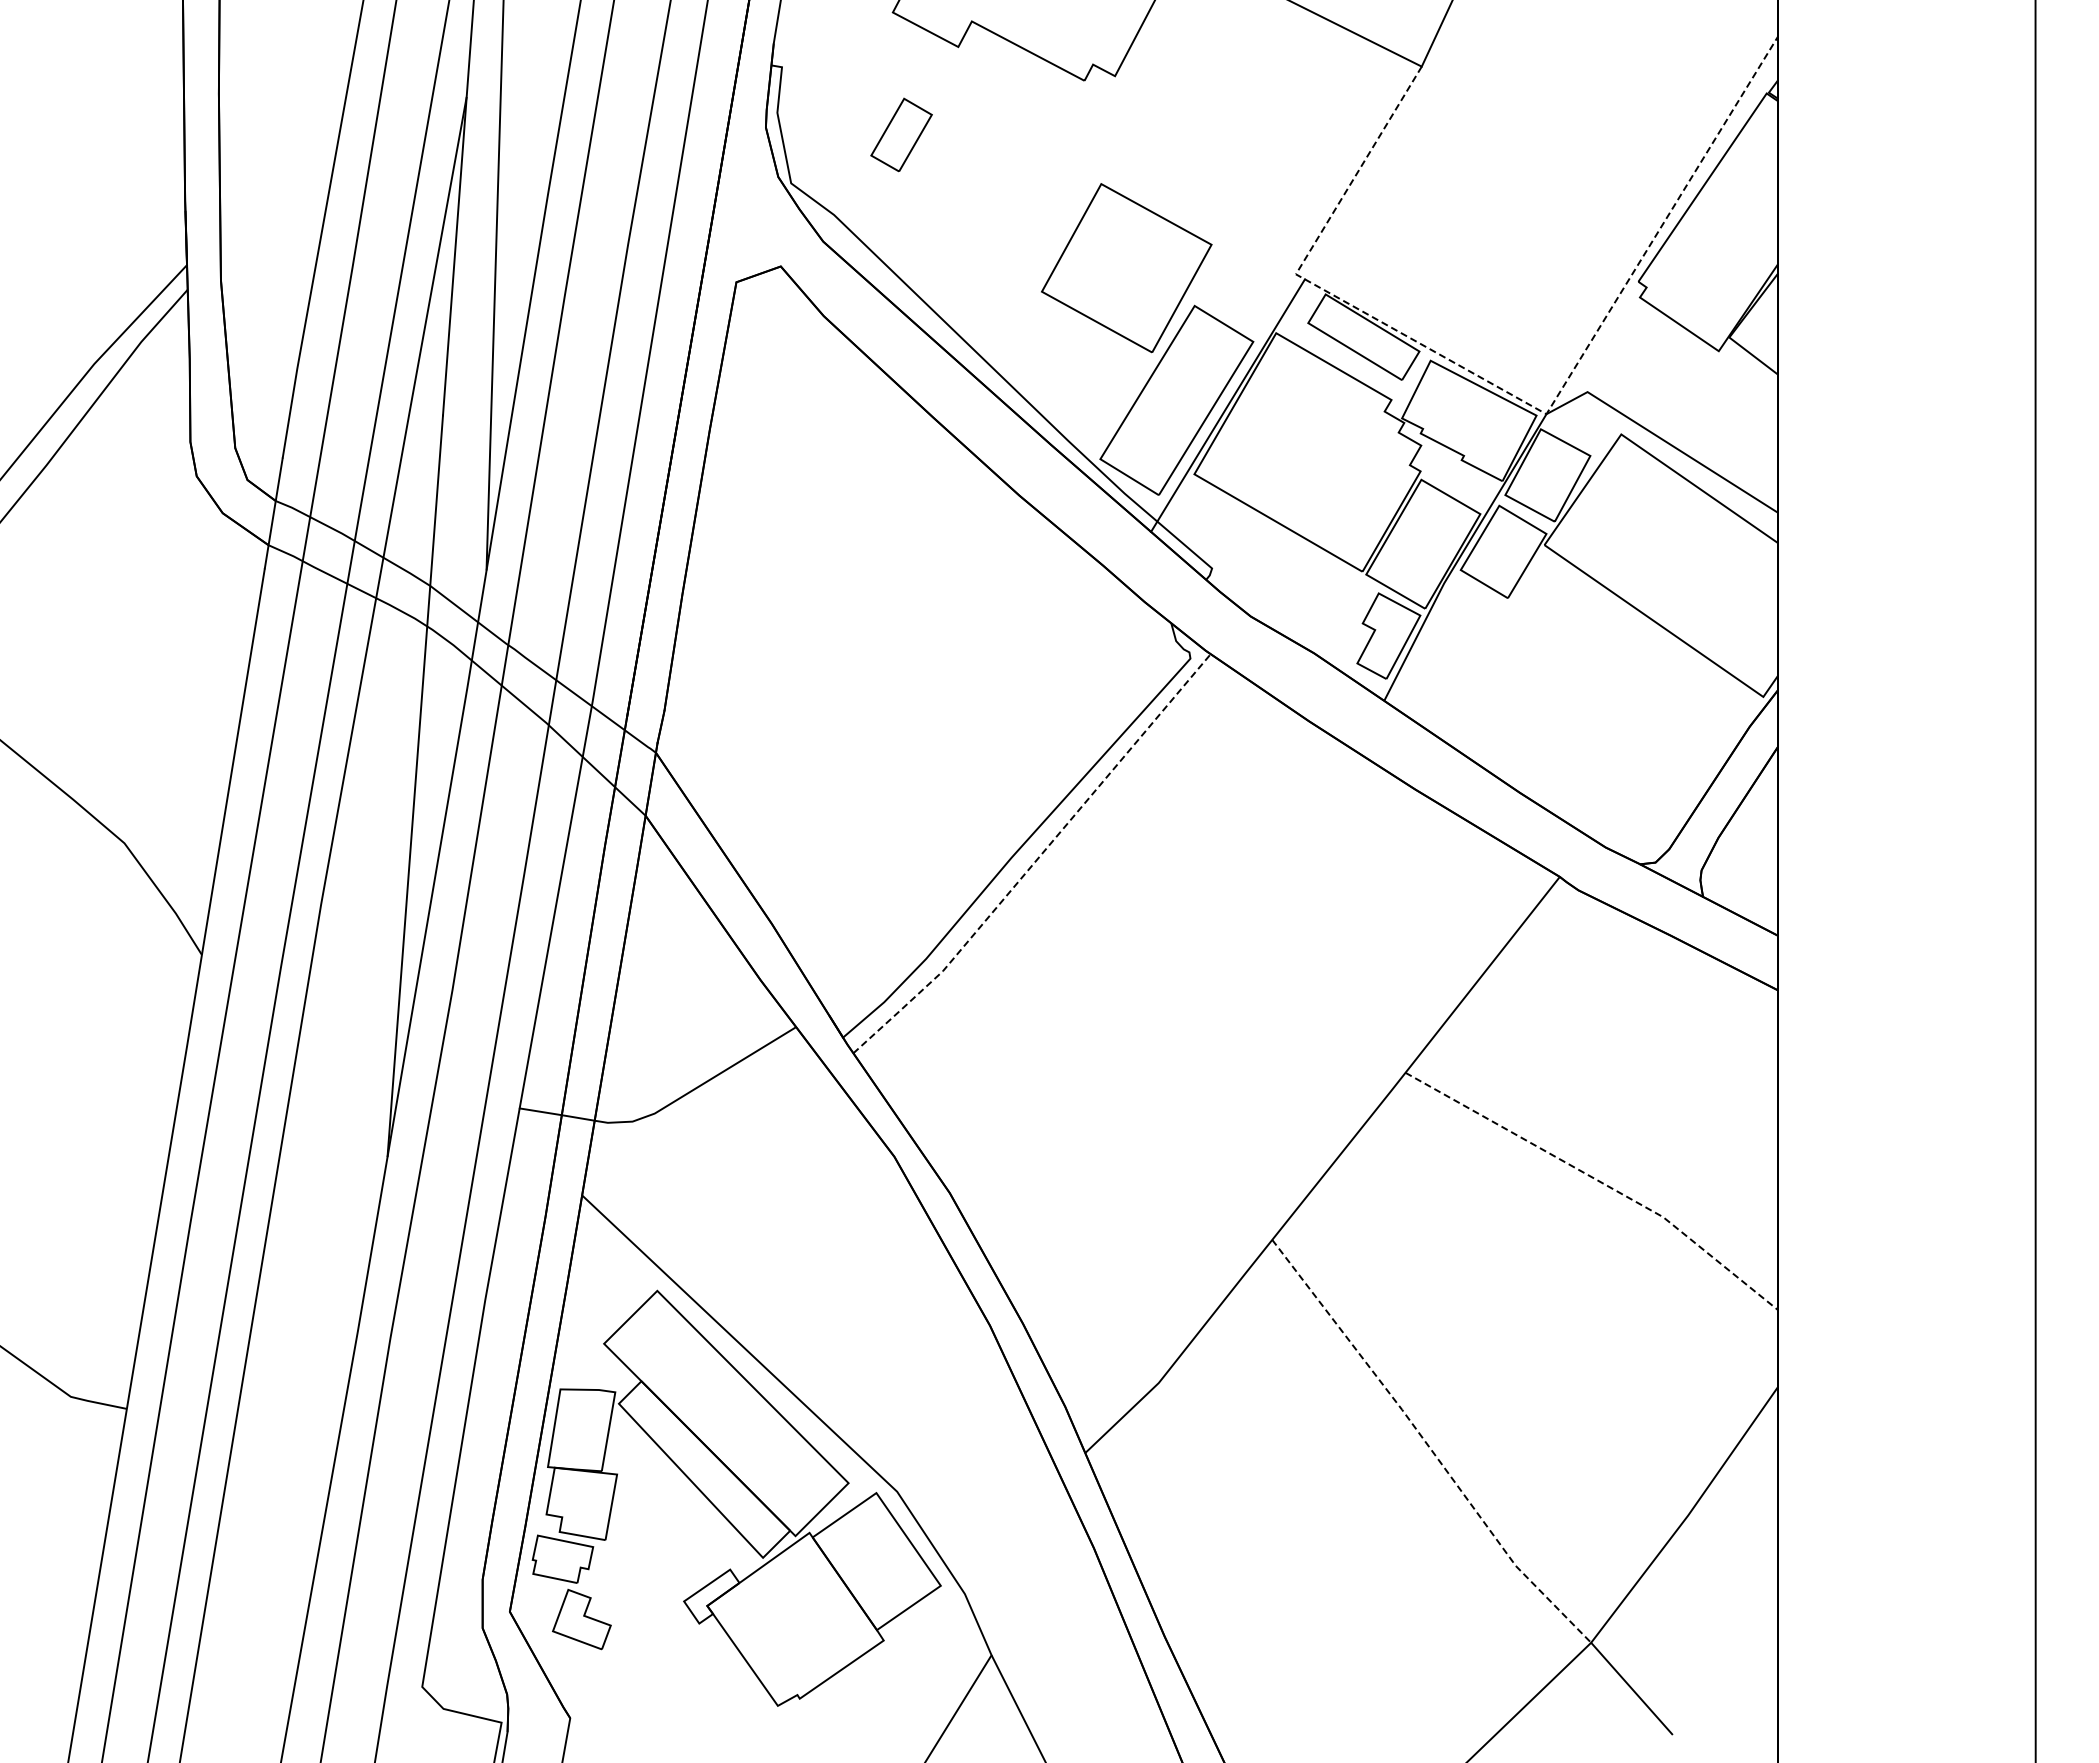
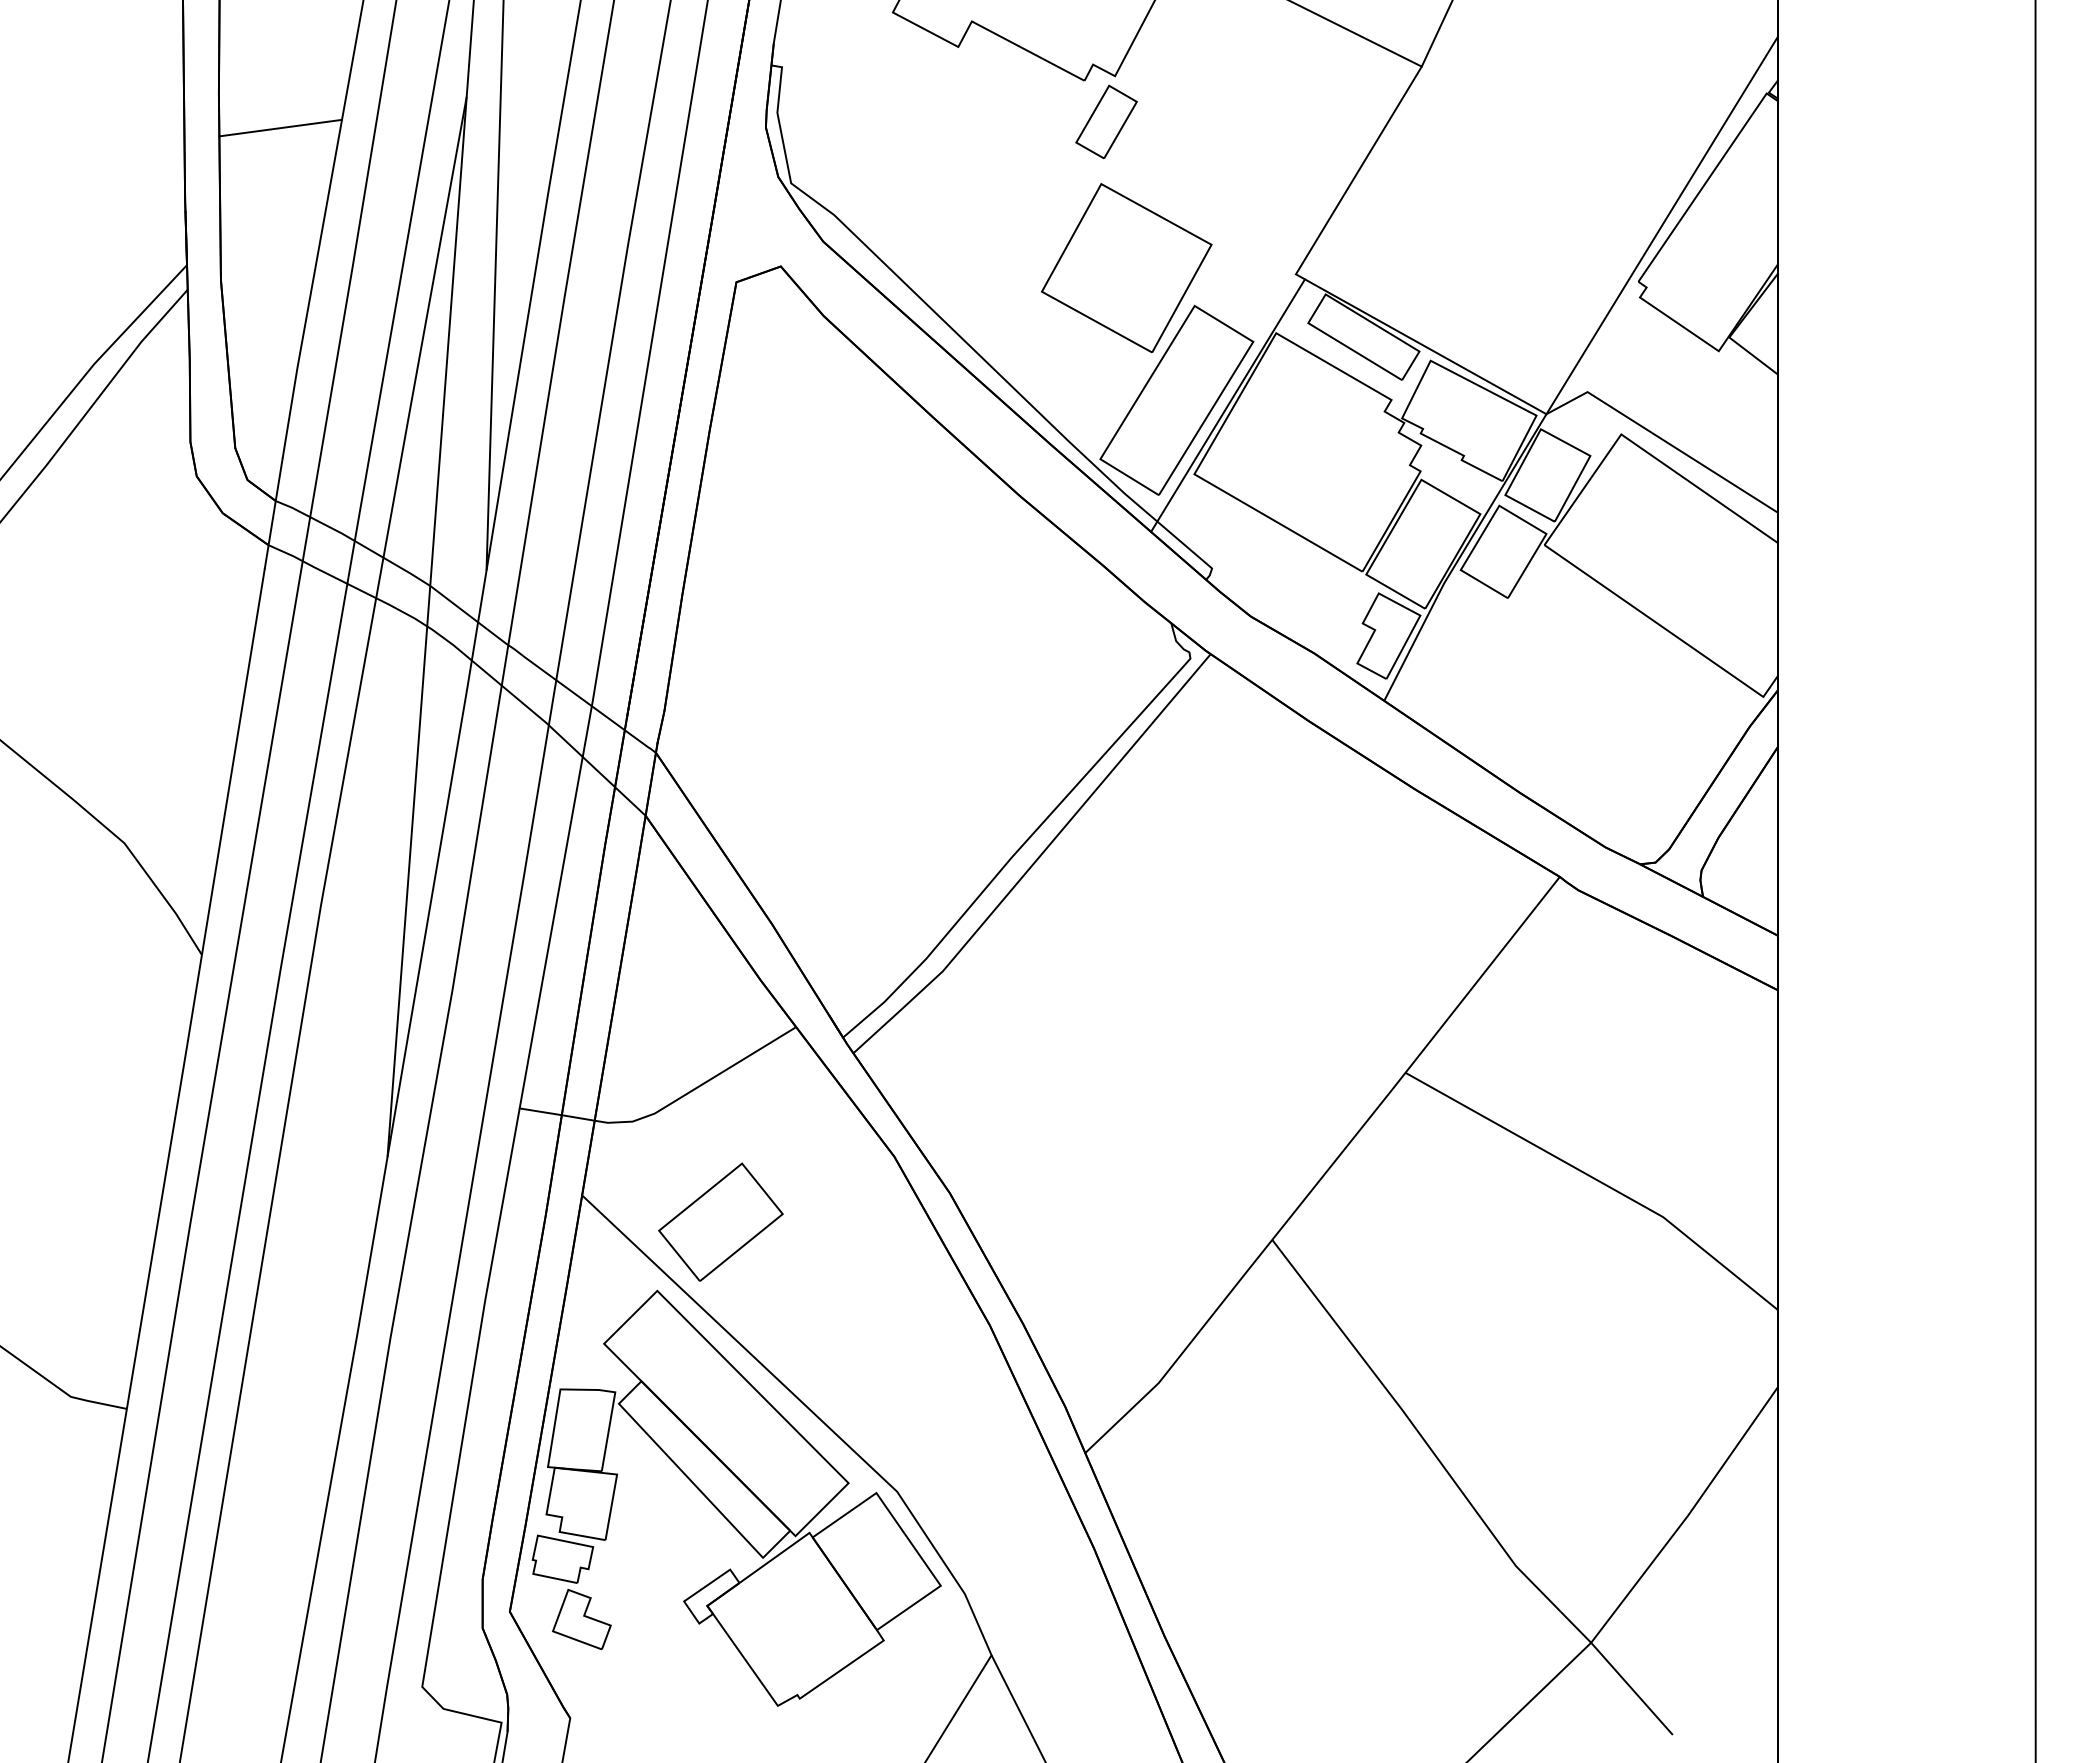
line: none -> present (280, 127)
part position: (901, 134) -> (1106, 121) (1106, 121)
line: dashed -> solid (1508, 393)
line: dashed -> solid (1036, 860)
line: dashed -> solid (1599, 1181)
part: none -> present (720, 1221)
line: dashed -> solid (1427, 1445)
